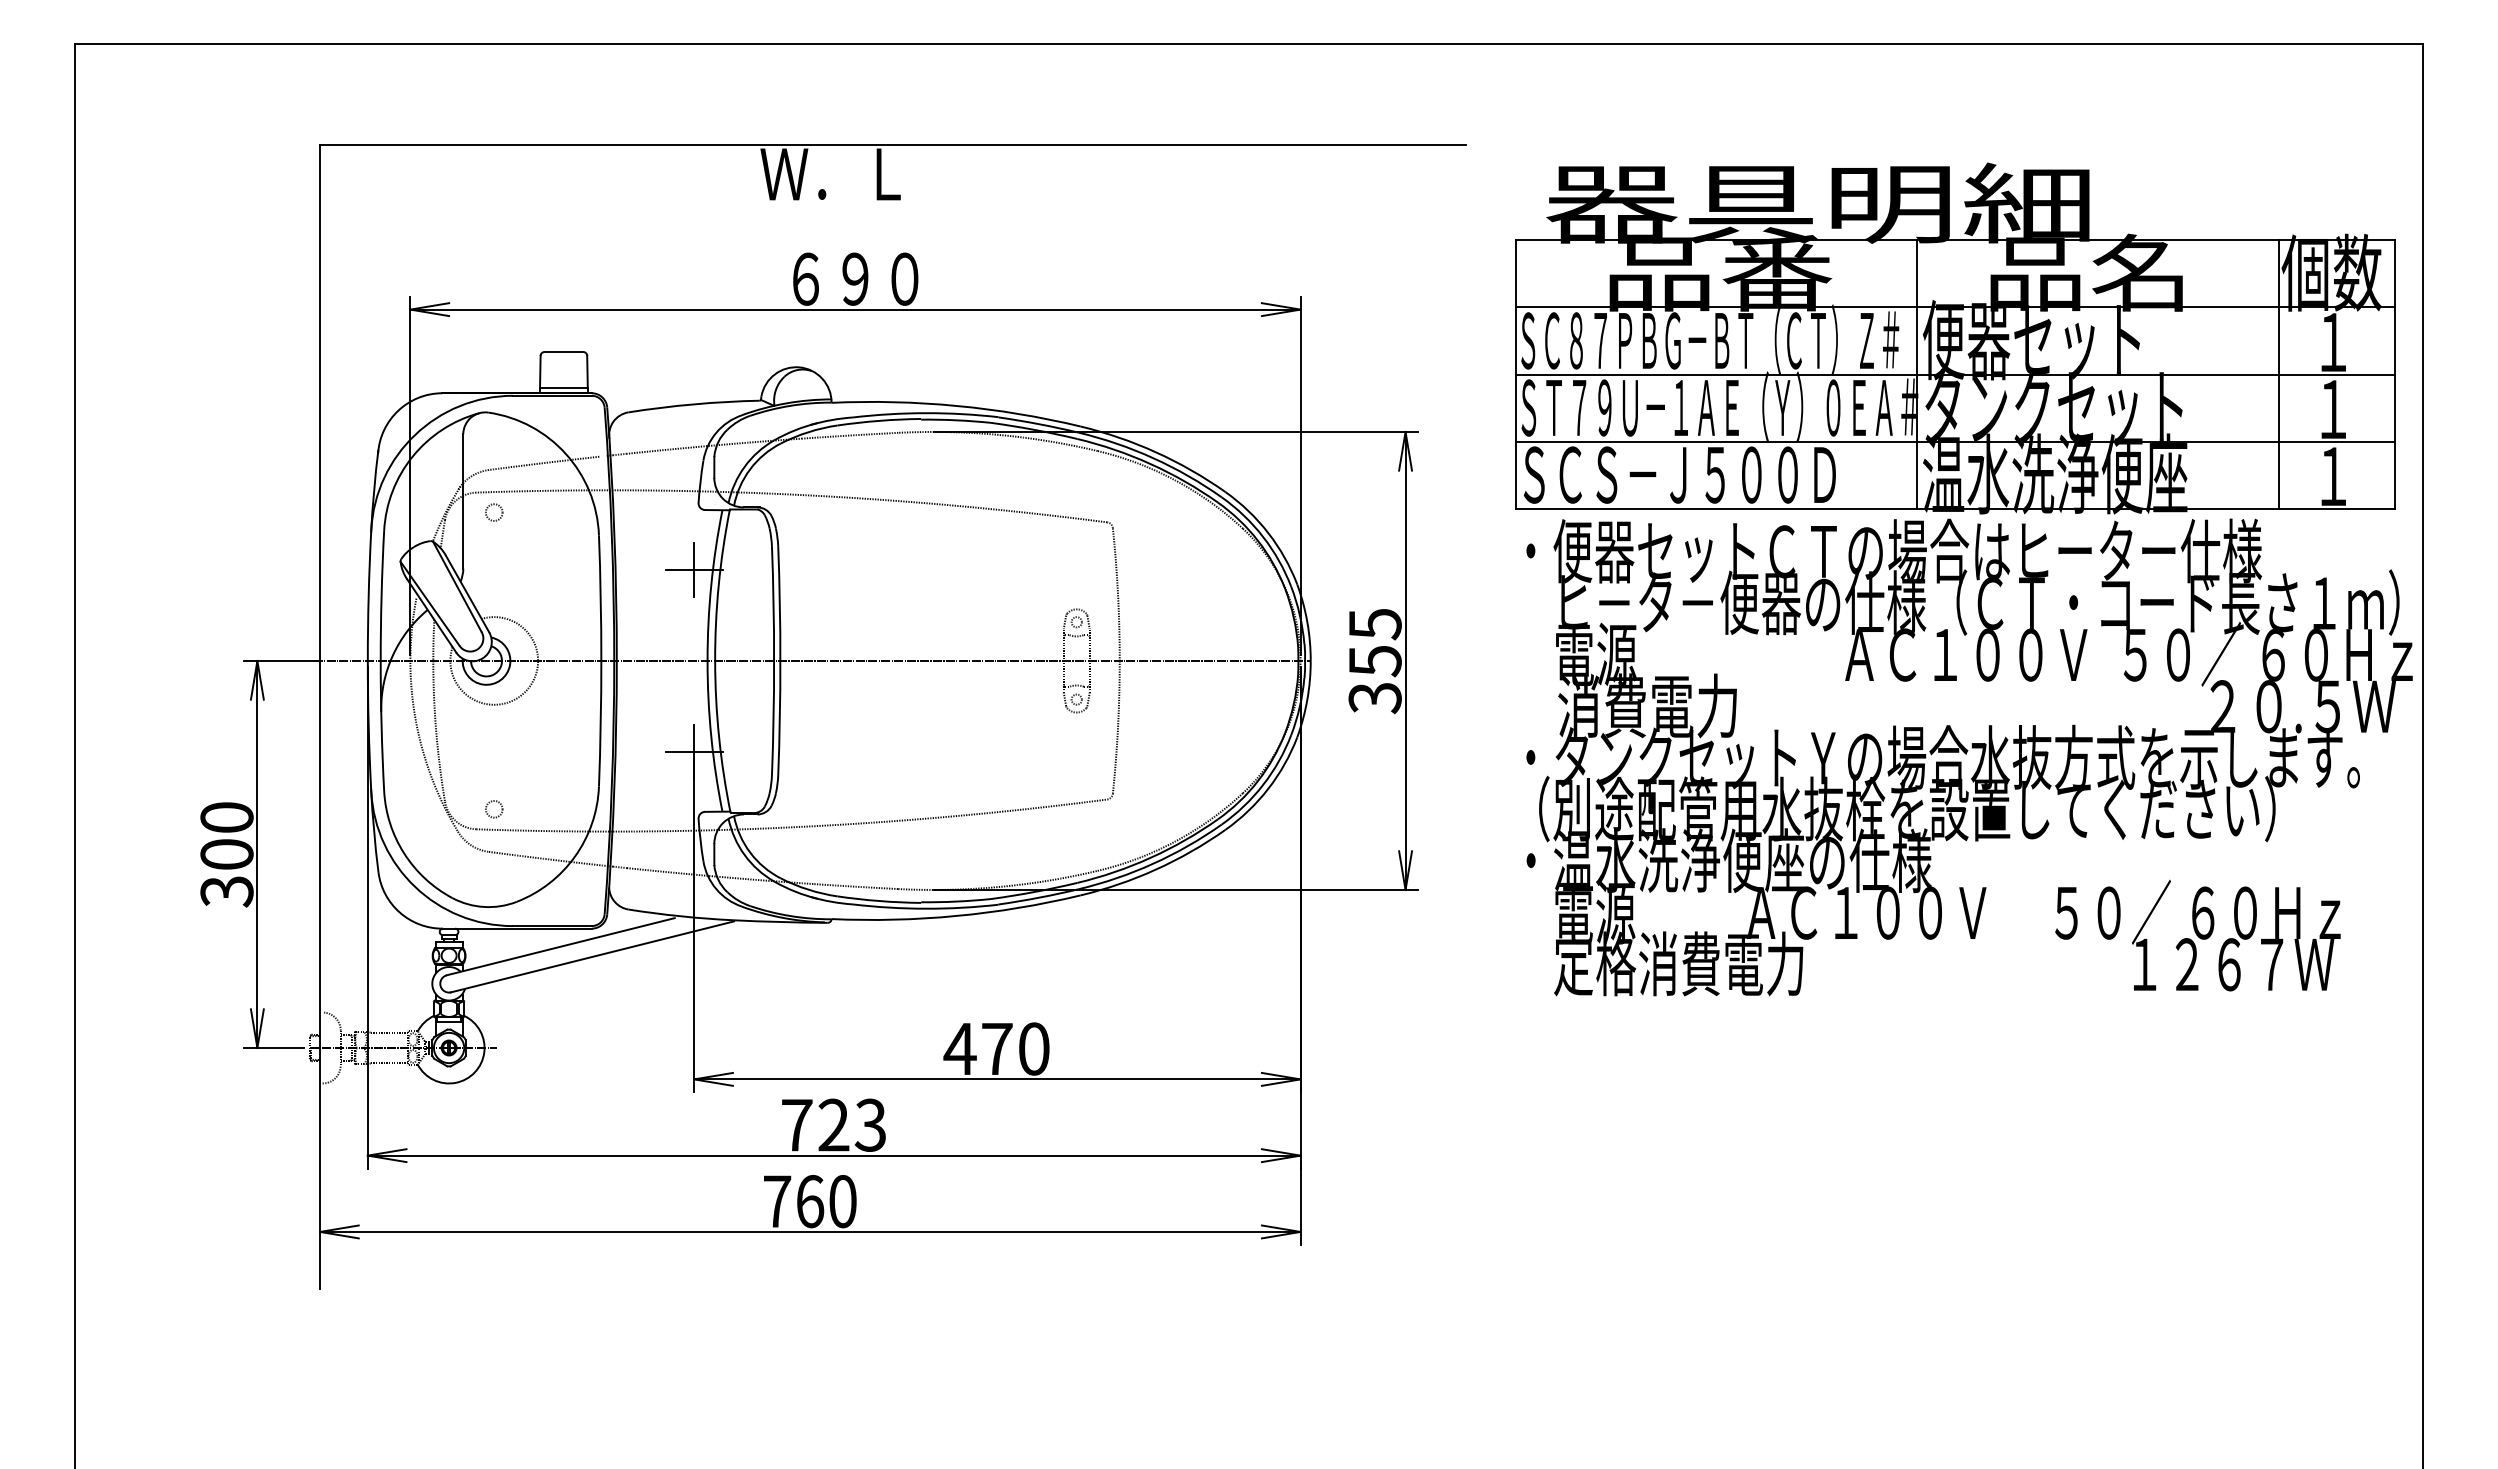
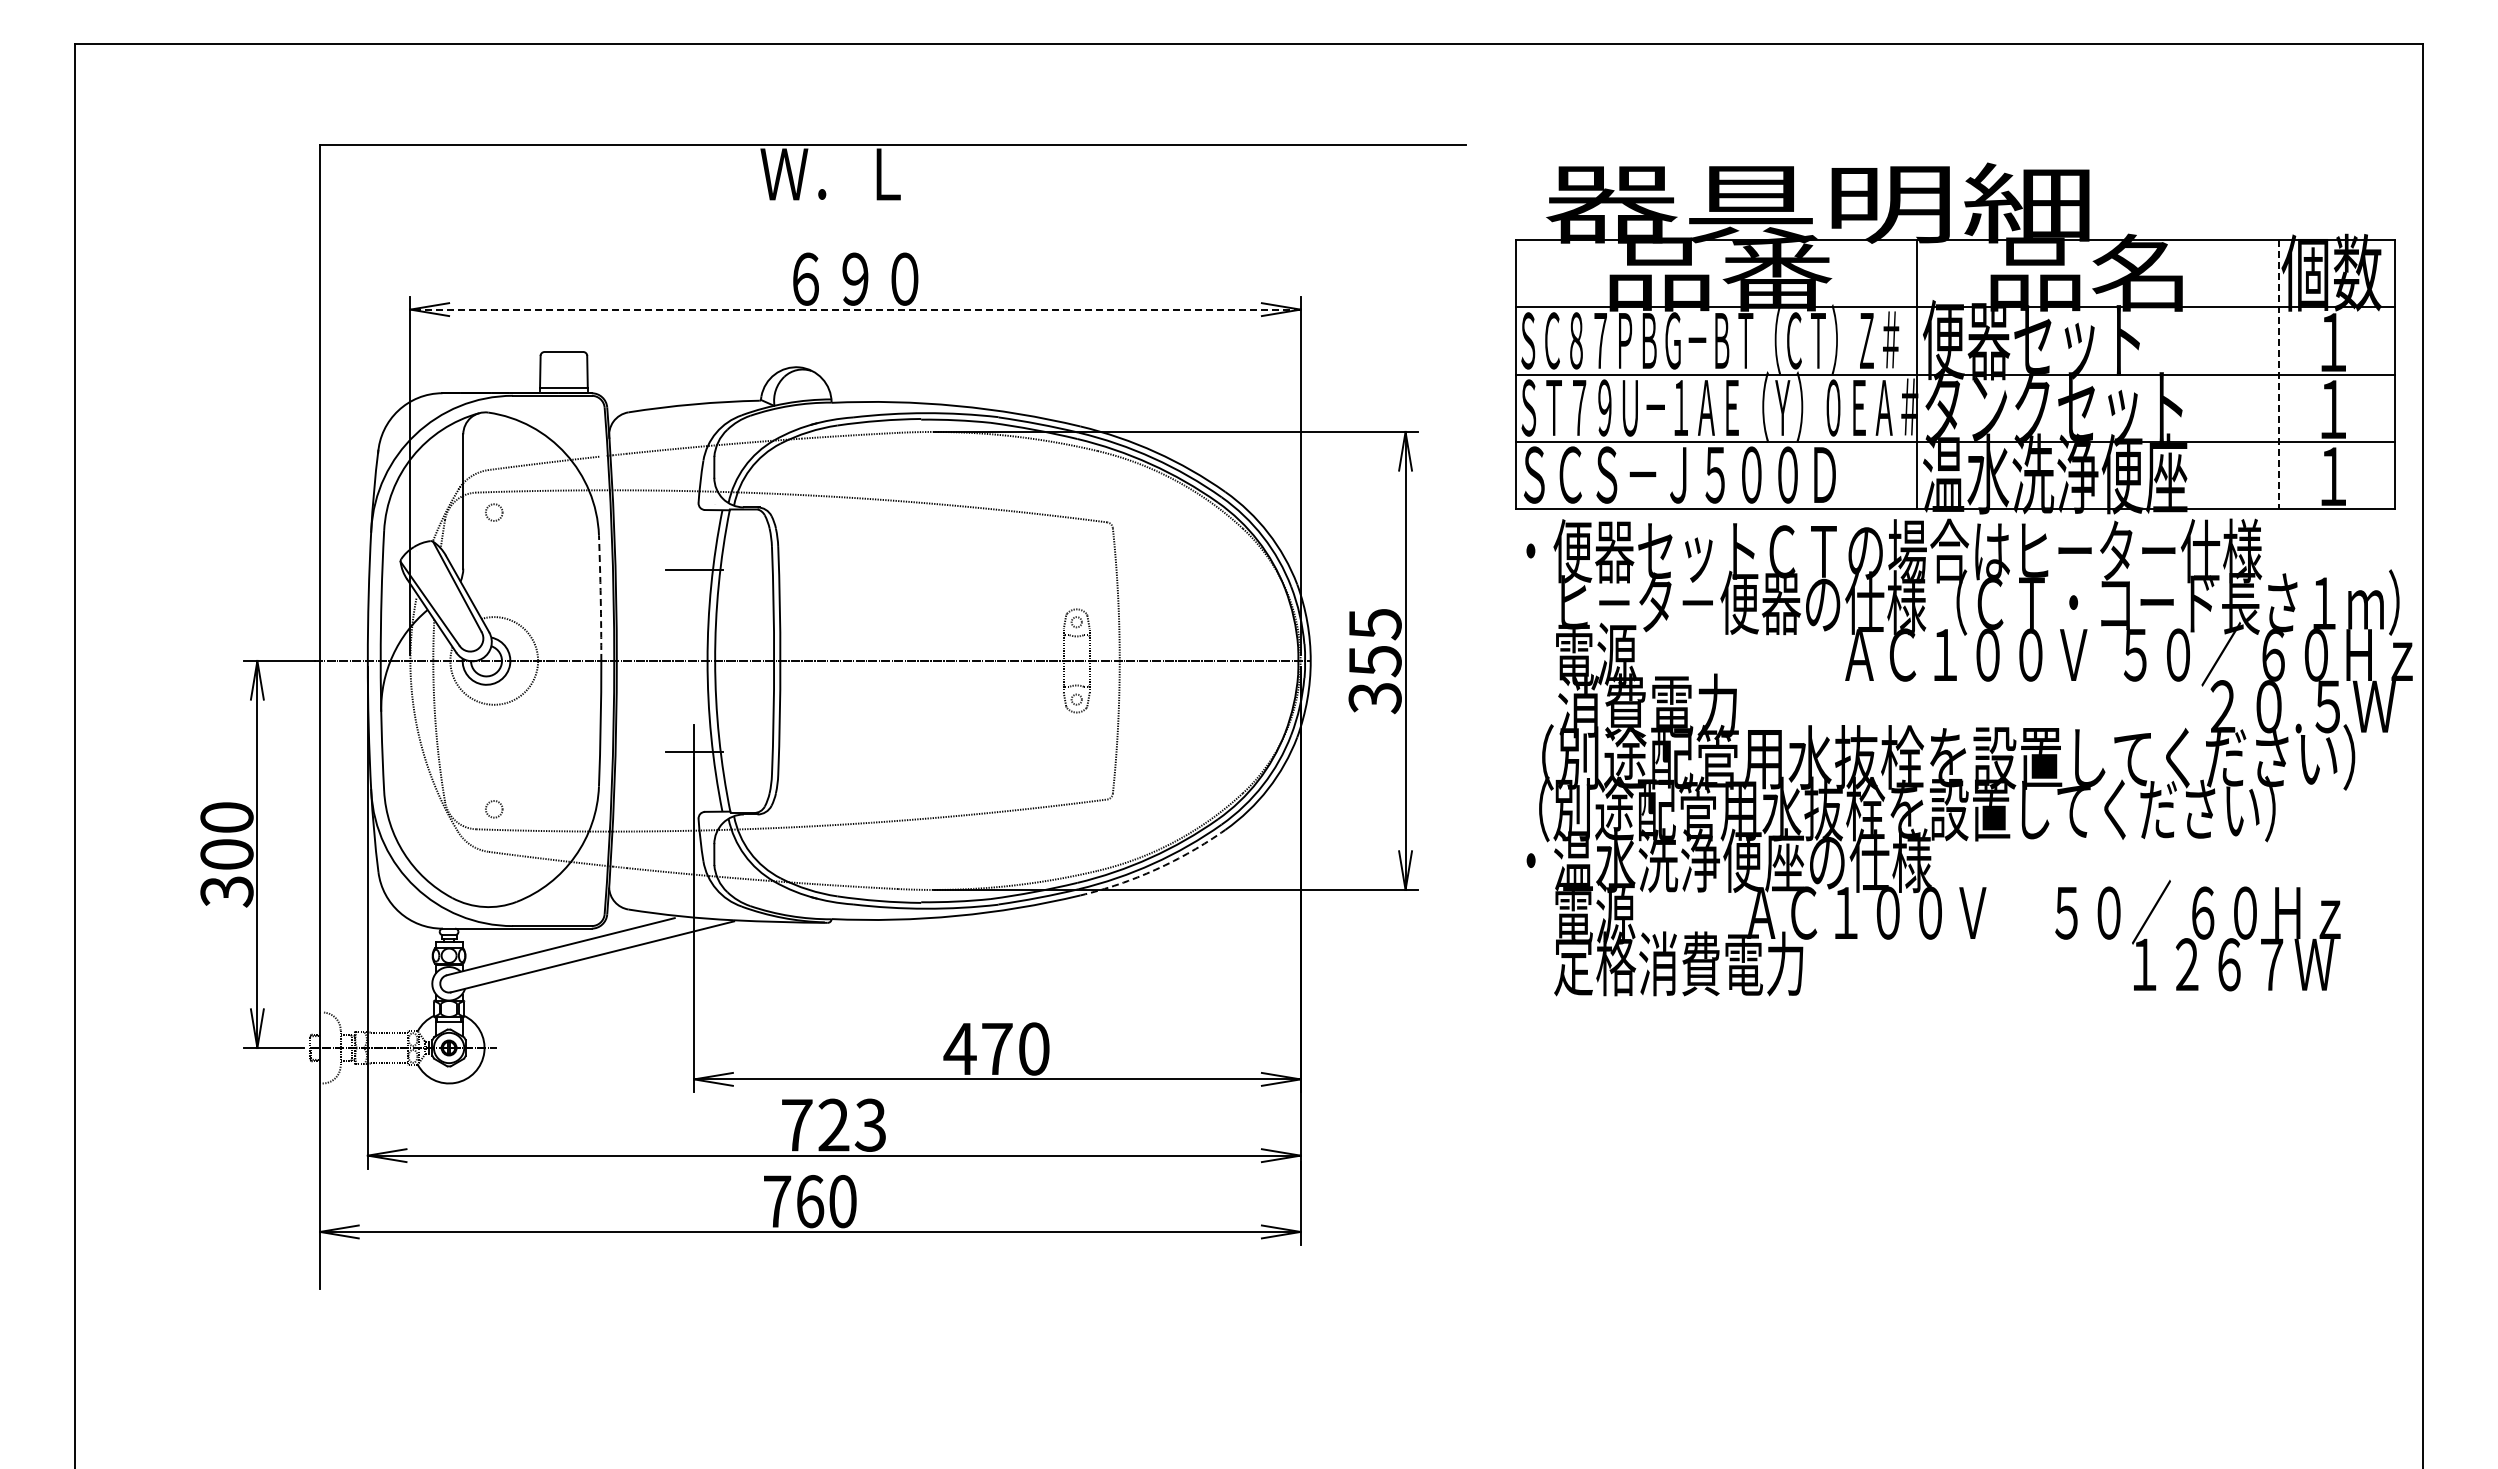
line: solid -> dashed (855, 309)
line: solid -> dashed (2278, 375)
line: present -> none (694, 569)
arc: solid -> dashed (600, 598)
text: ・タンクセットＹの場合水抜方式を示します。 -> （別途配管用水抜栓を設置してください） (1942, 757)
arc: solid -> dashed (1155, 869)
